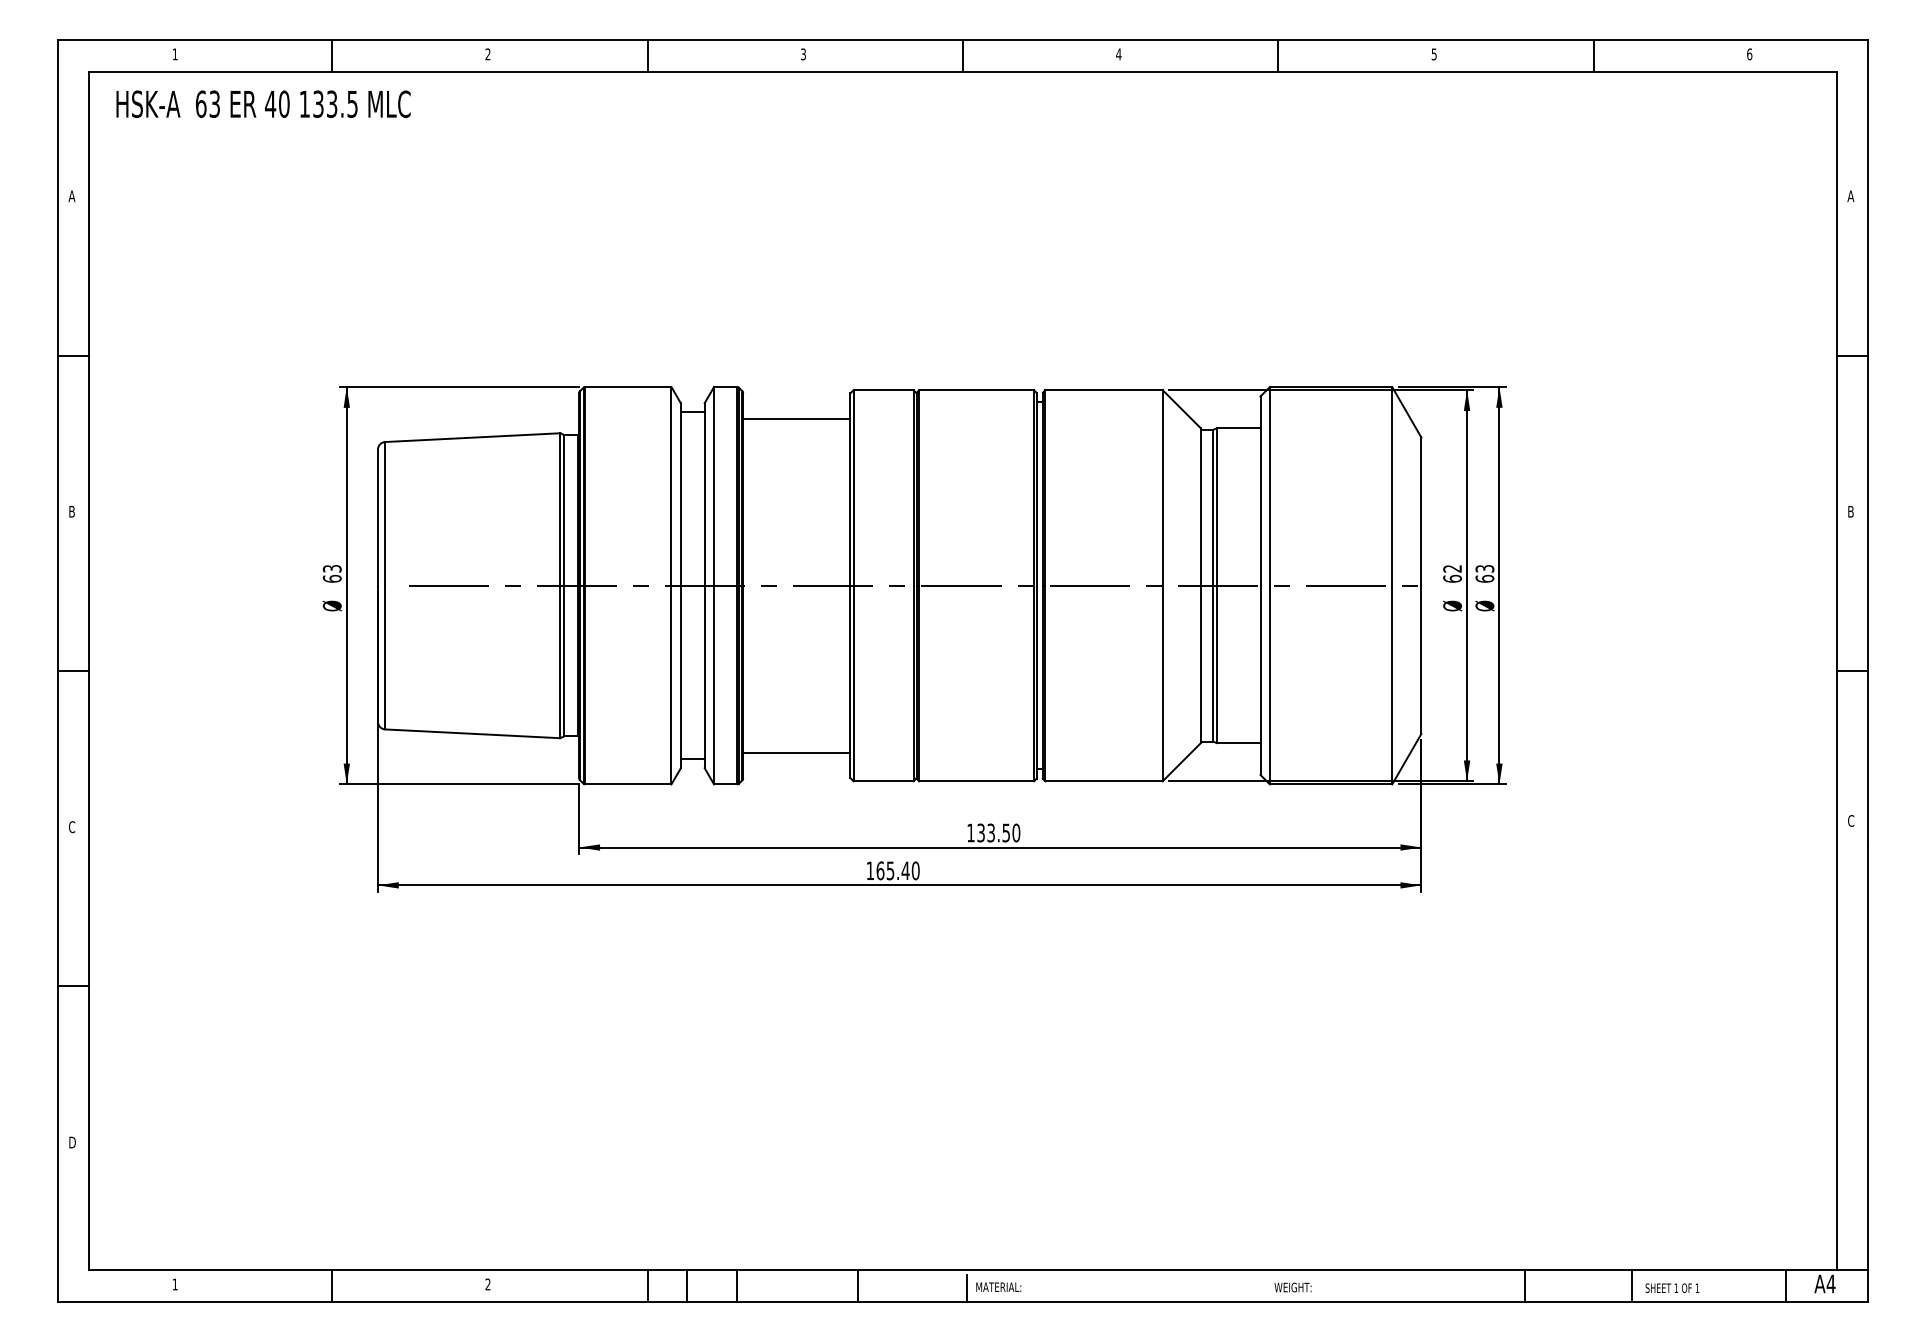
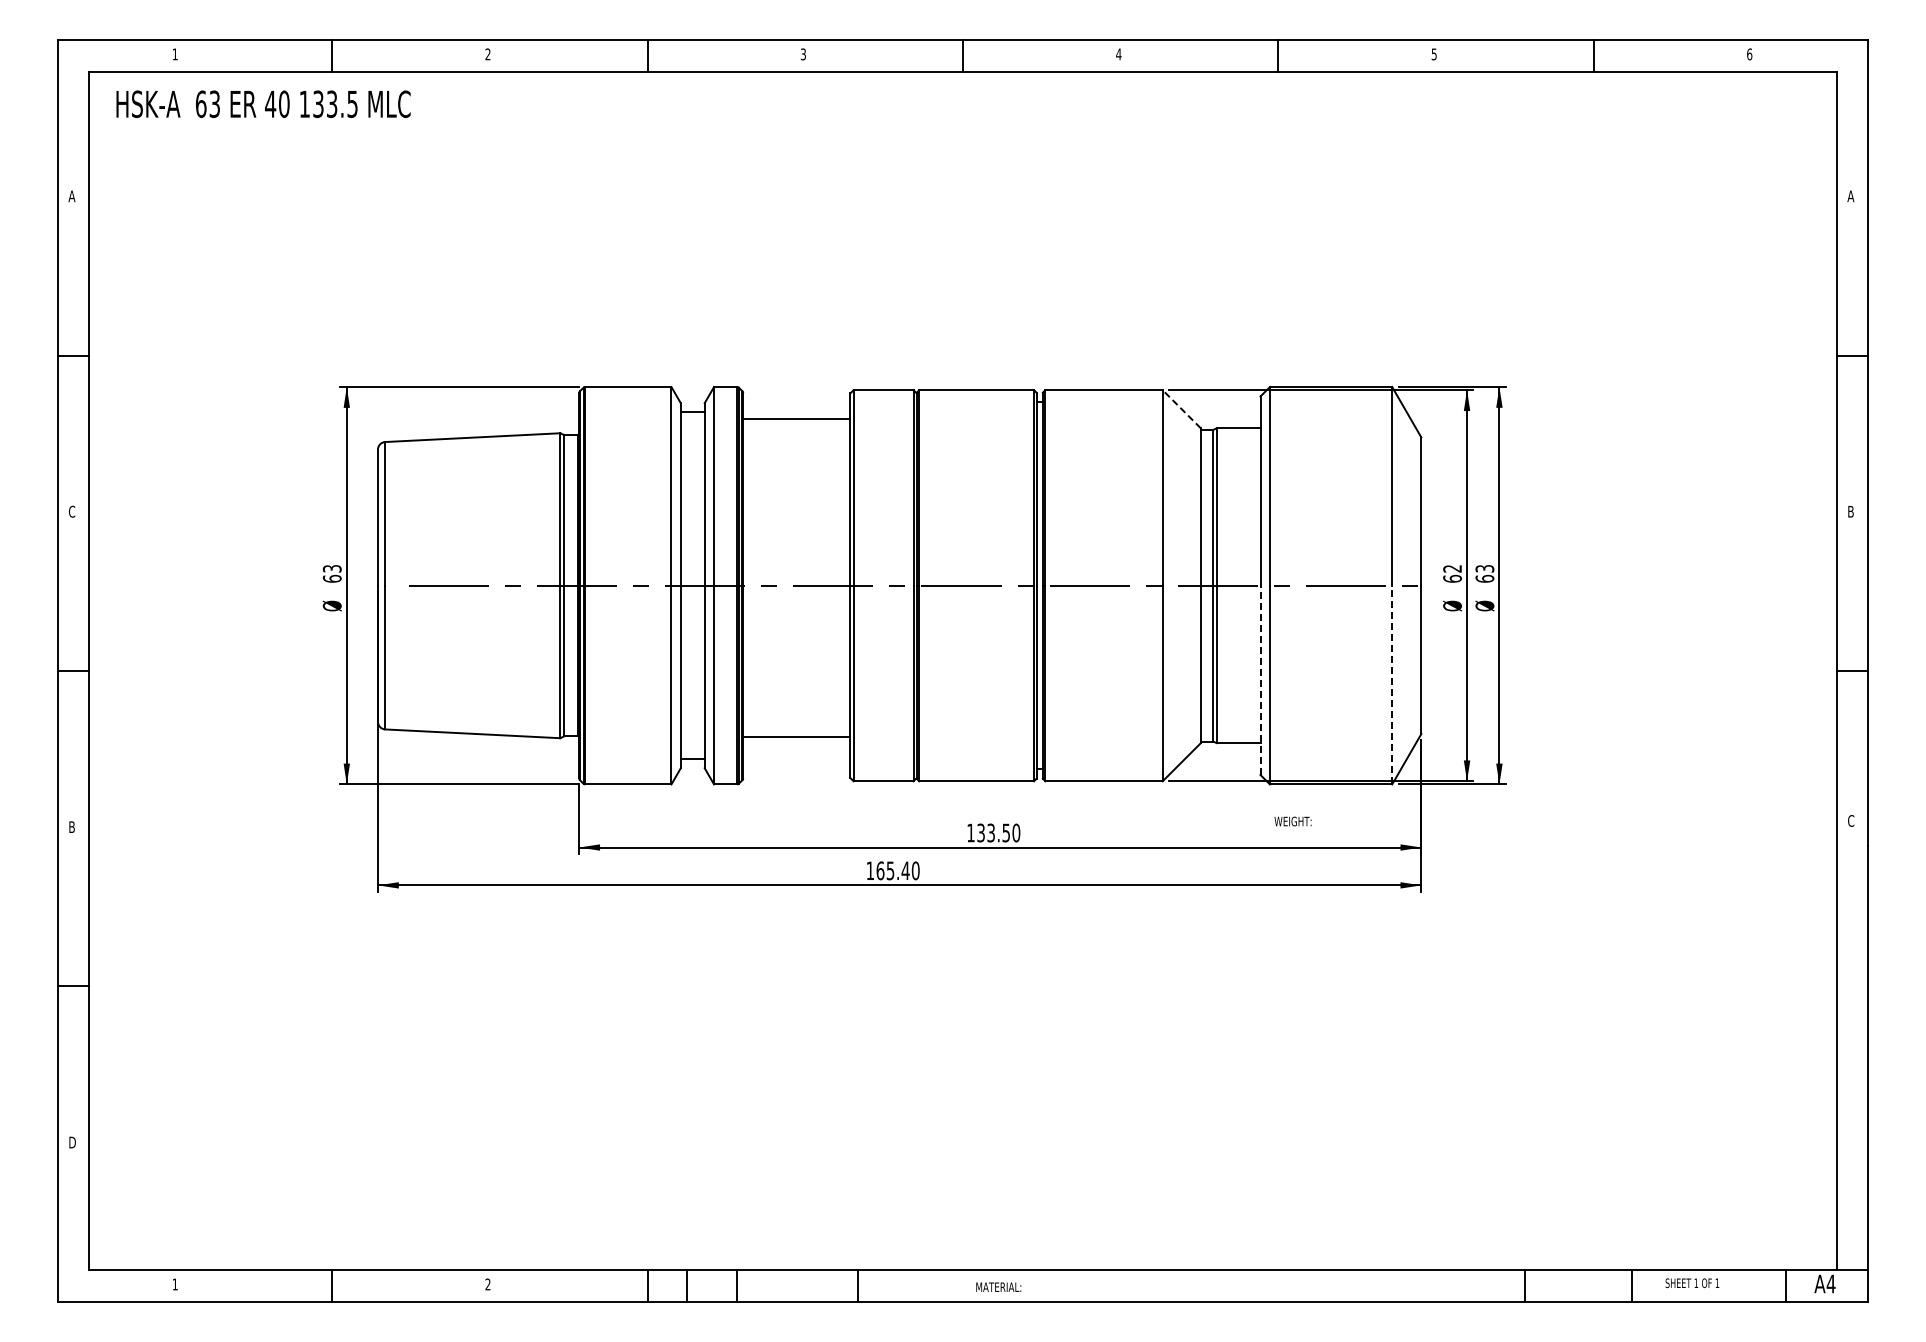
line: solid -> dashed (1181, 409)
text: B -> C (72, 511)
line: solid -> dashed (1260, 680)
line: solid -> dashed (1392, 684)
line position: (796, 752) -> (796, 736) (796, 736)
text: C -> B (72, 827)
text position: (1292, 1287) -> (1292, 821) (1292, 821)
line: present -> none (967, 1288)
text position: (1672, 1288) -> (1692, 1283) (1692, 1283)
